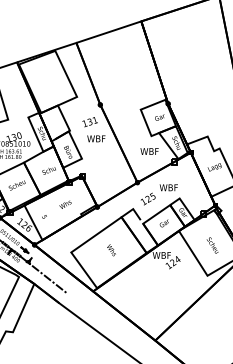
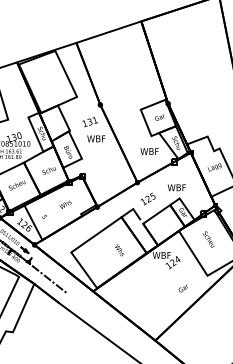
text position: (168, 187) -> (176, 187) (176, 187)
text position: (163, 223) -> (182, 288) (182, 288)
text position: (212, 245) -> (208, 239) (208, 239)
text position: (111, 250) -> (119, 250) (119, 250)
